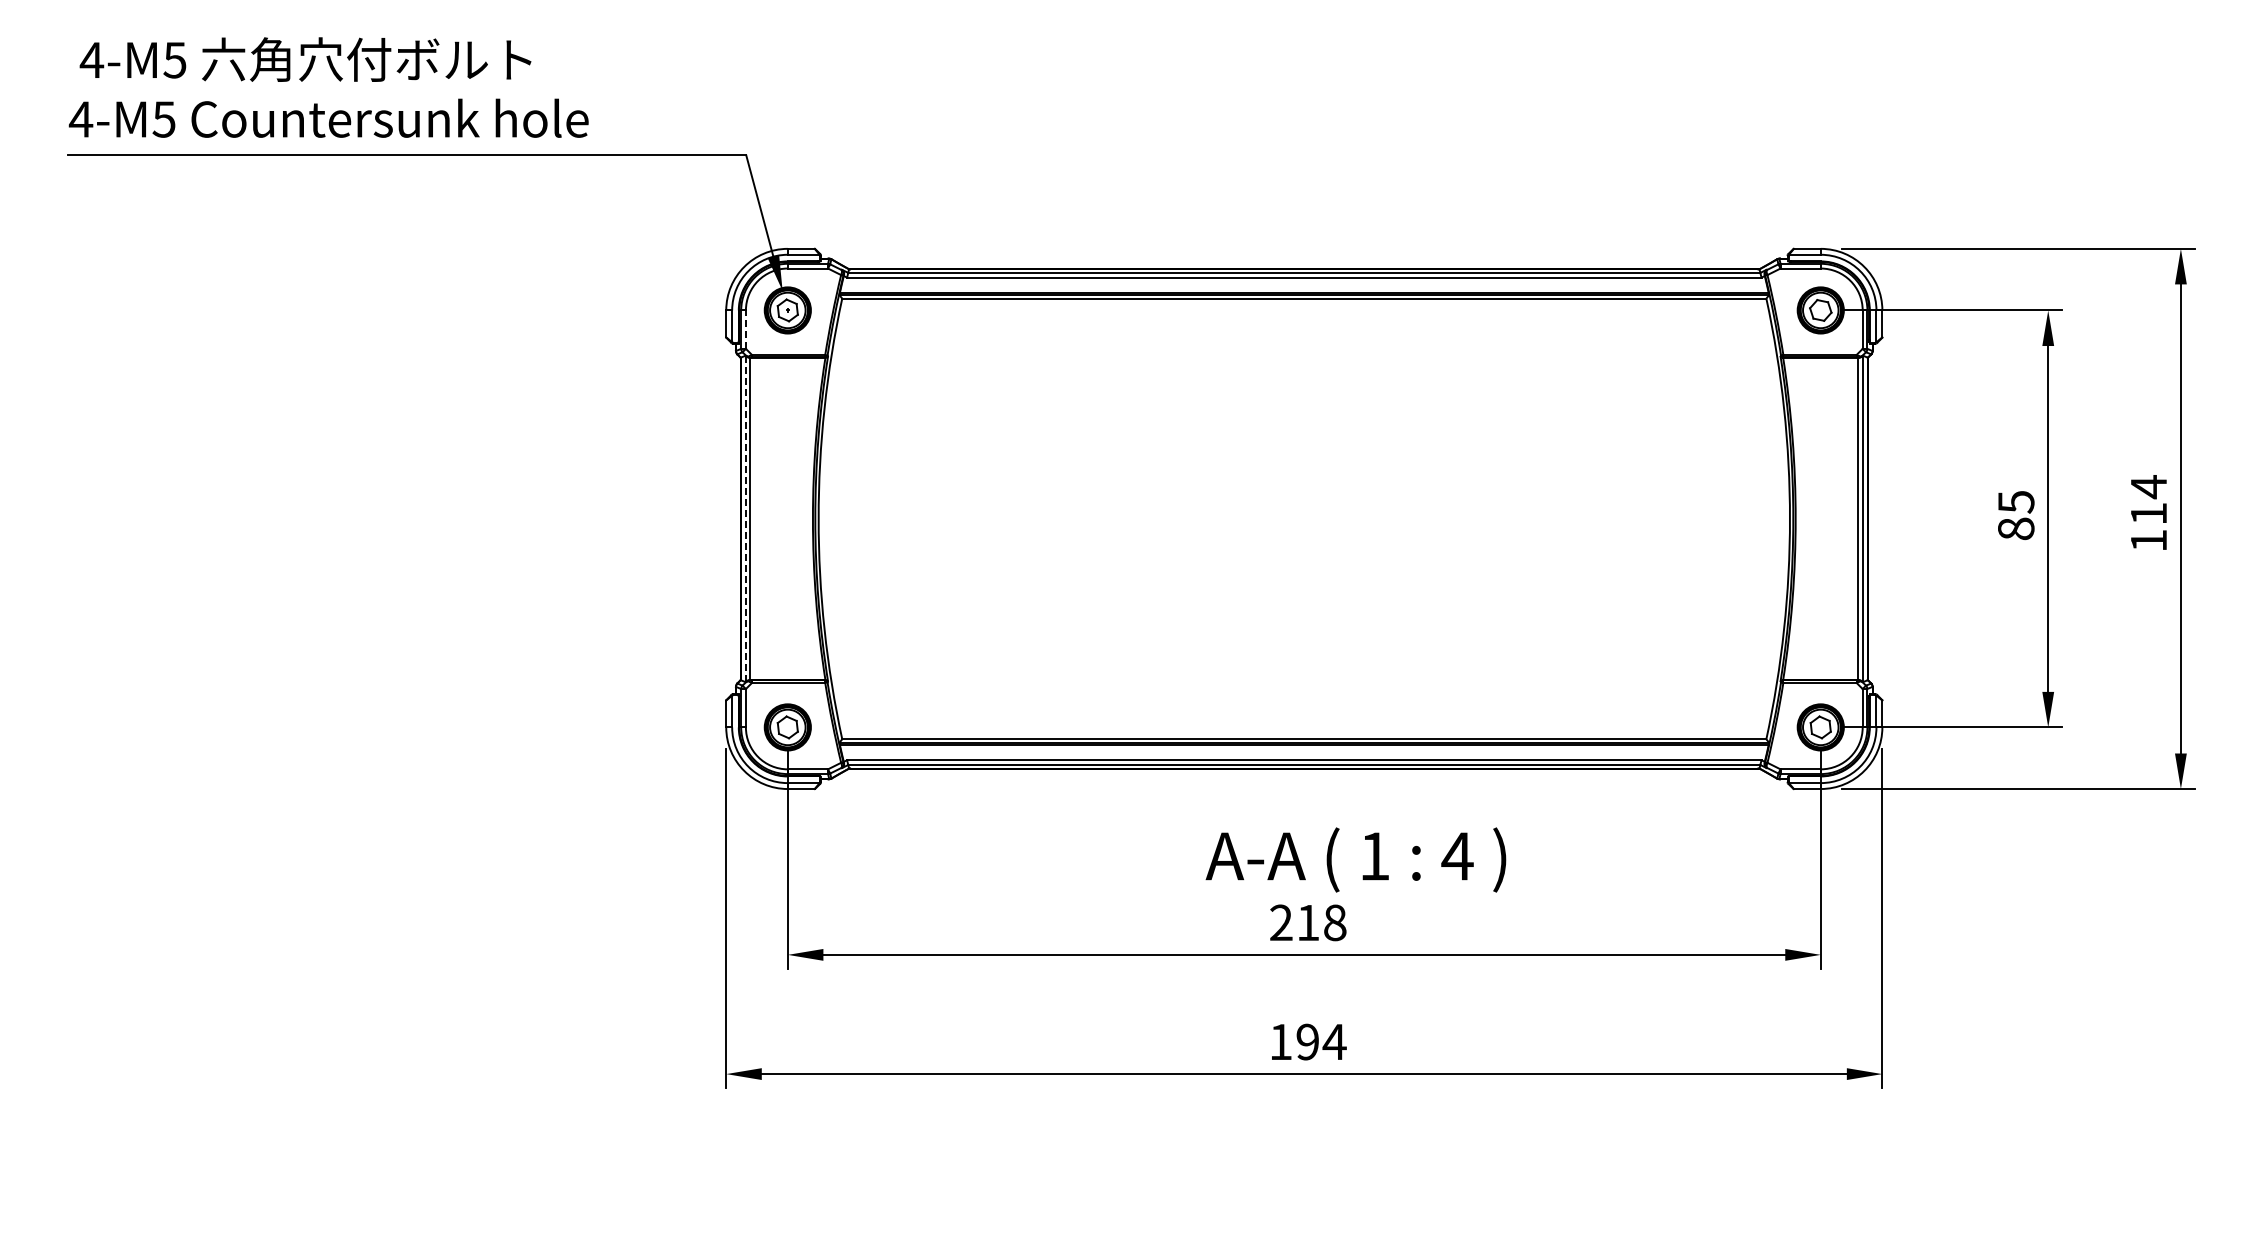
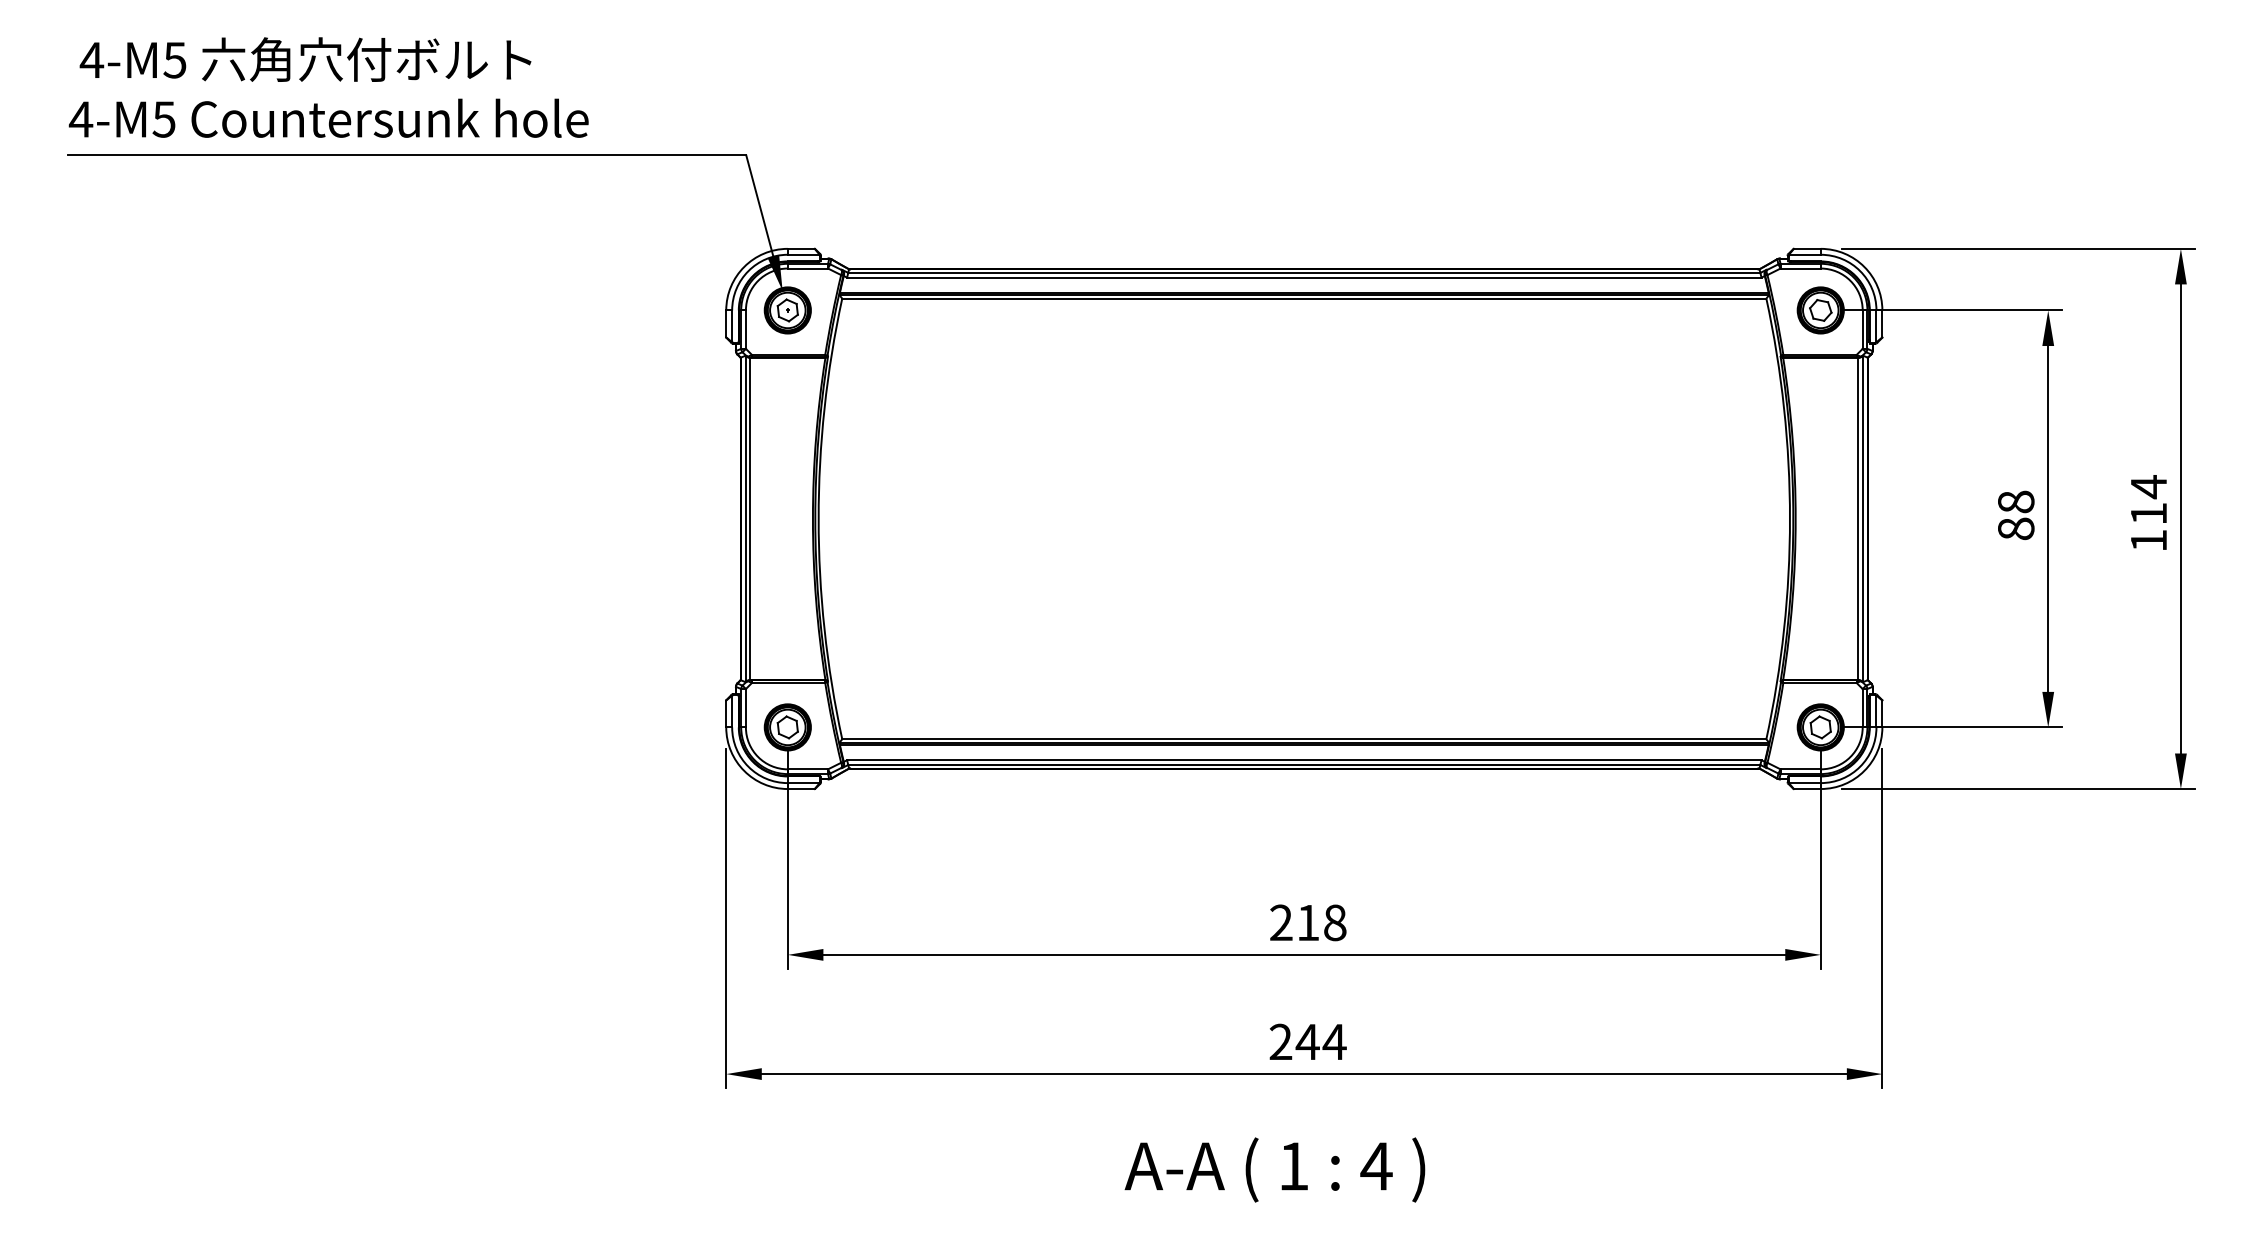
line: dashed -> solid (745, 329)
text: 85 -> 88 (2016, 501)
line: dashed -> solid (745, 519)
text position: (1355, 859) -> (1274, 1169) (1274, 1169)
text: 194 -> 244 (1294, 1041)
